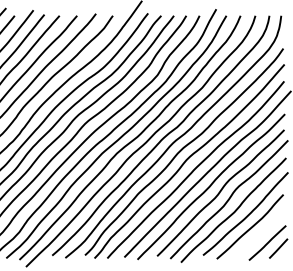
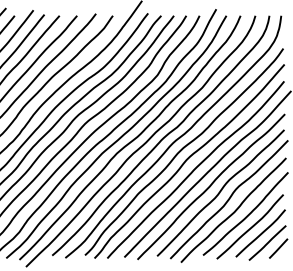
curve: none -> present (260, 233)
